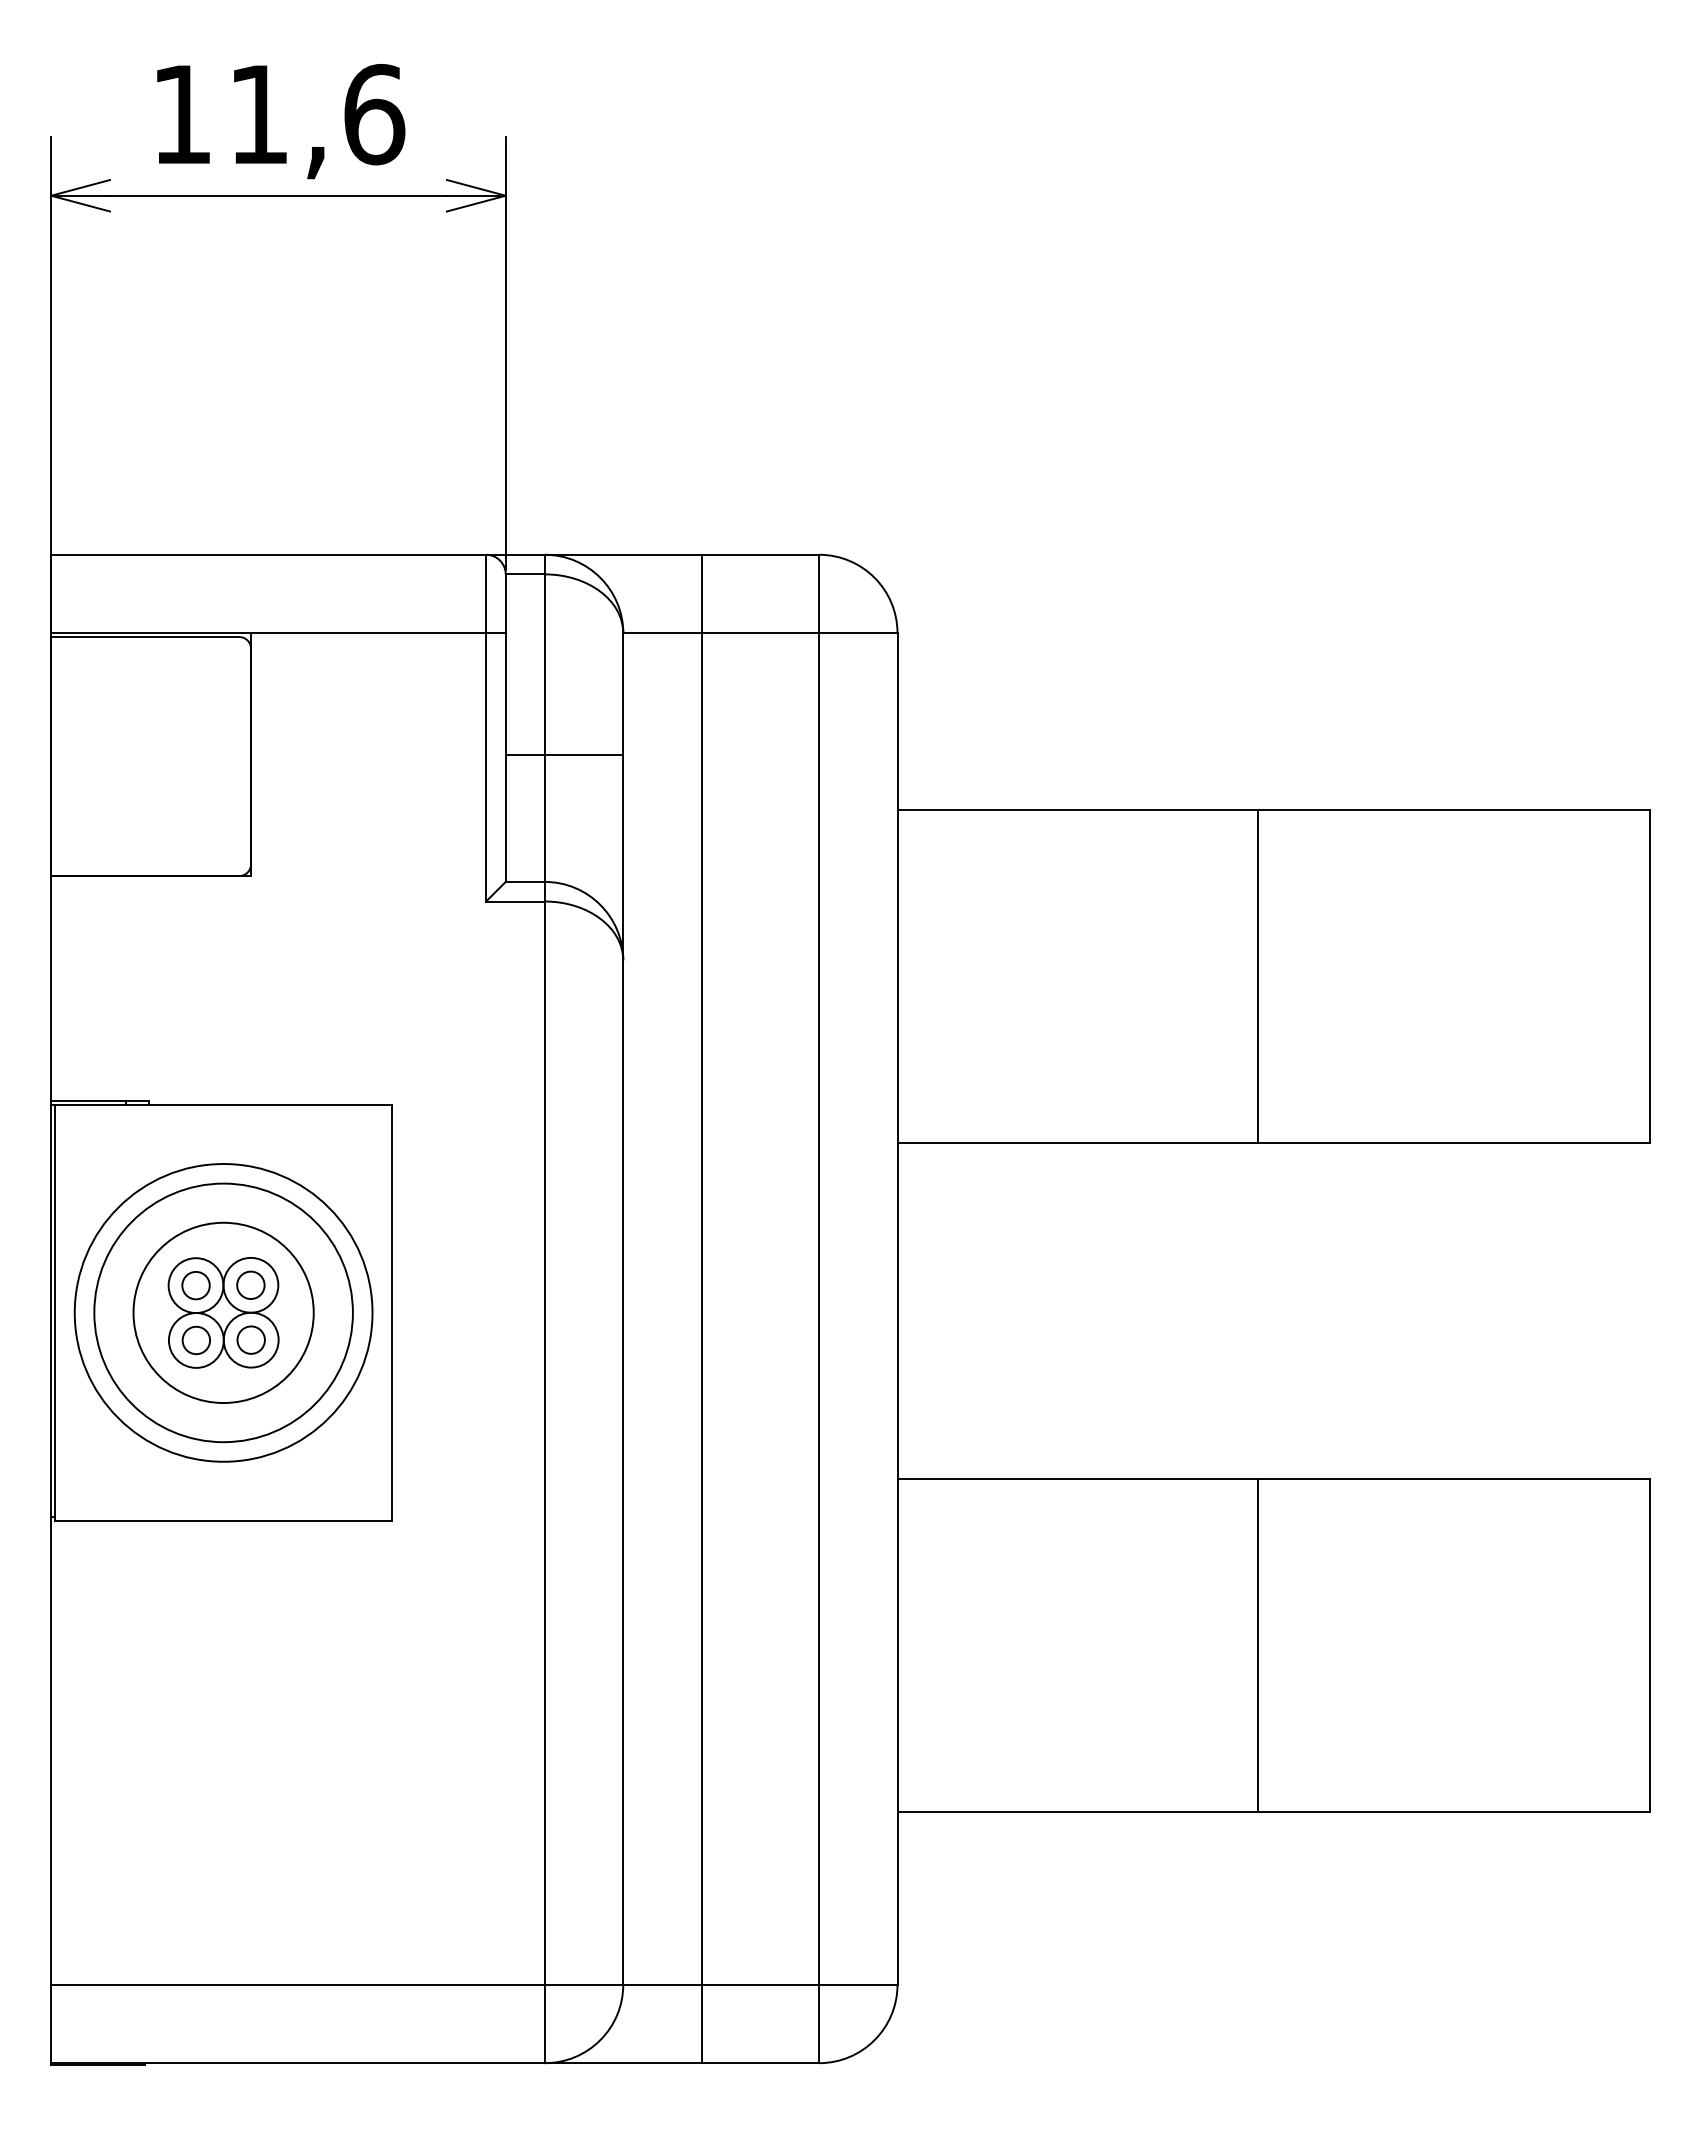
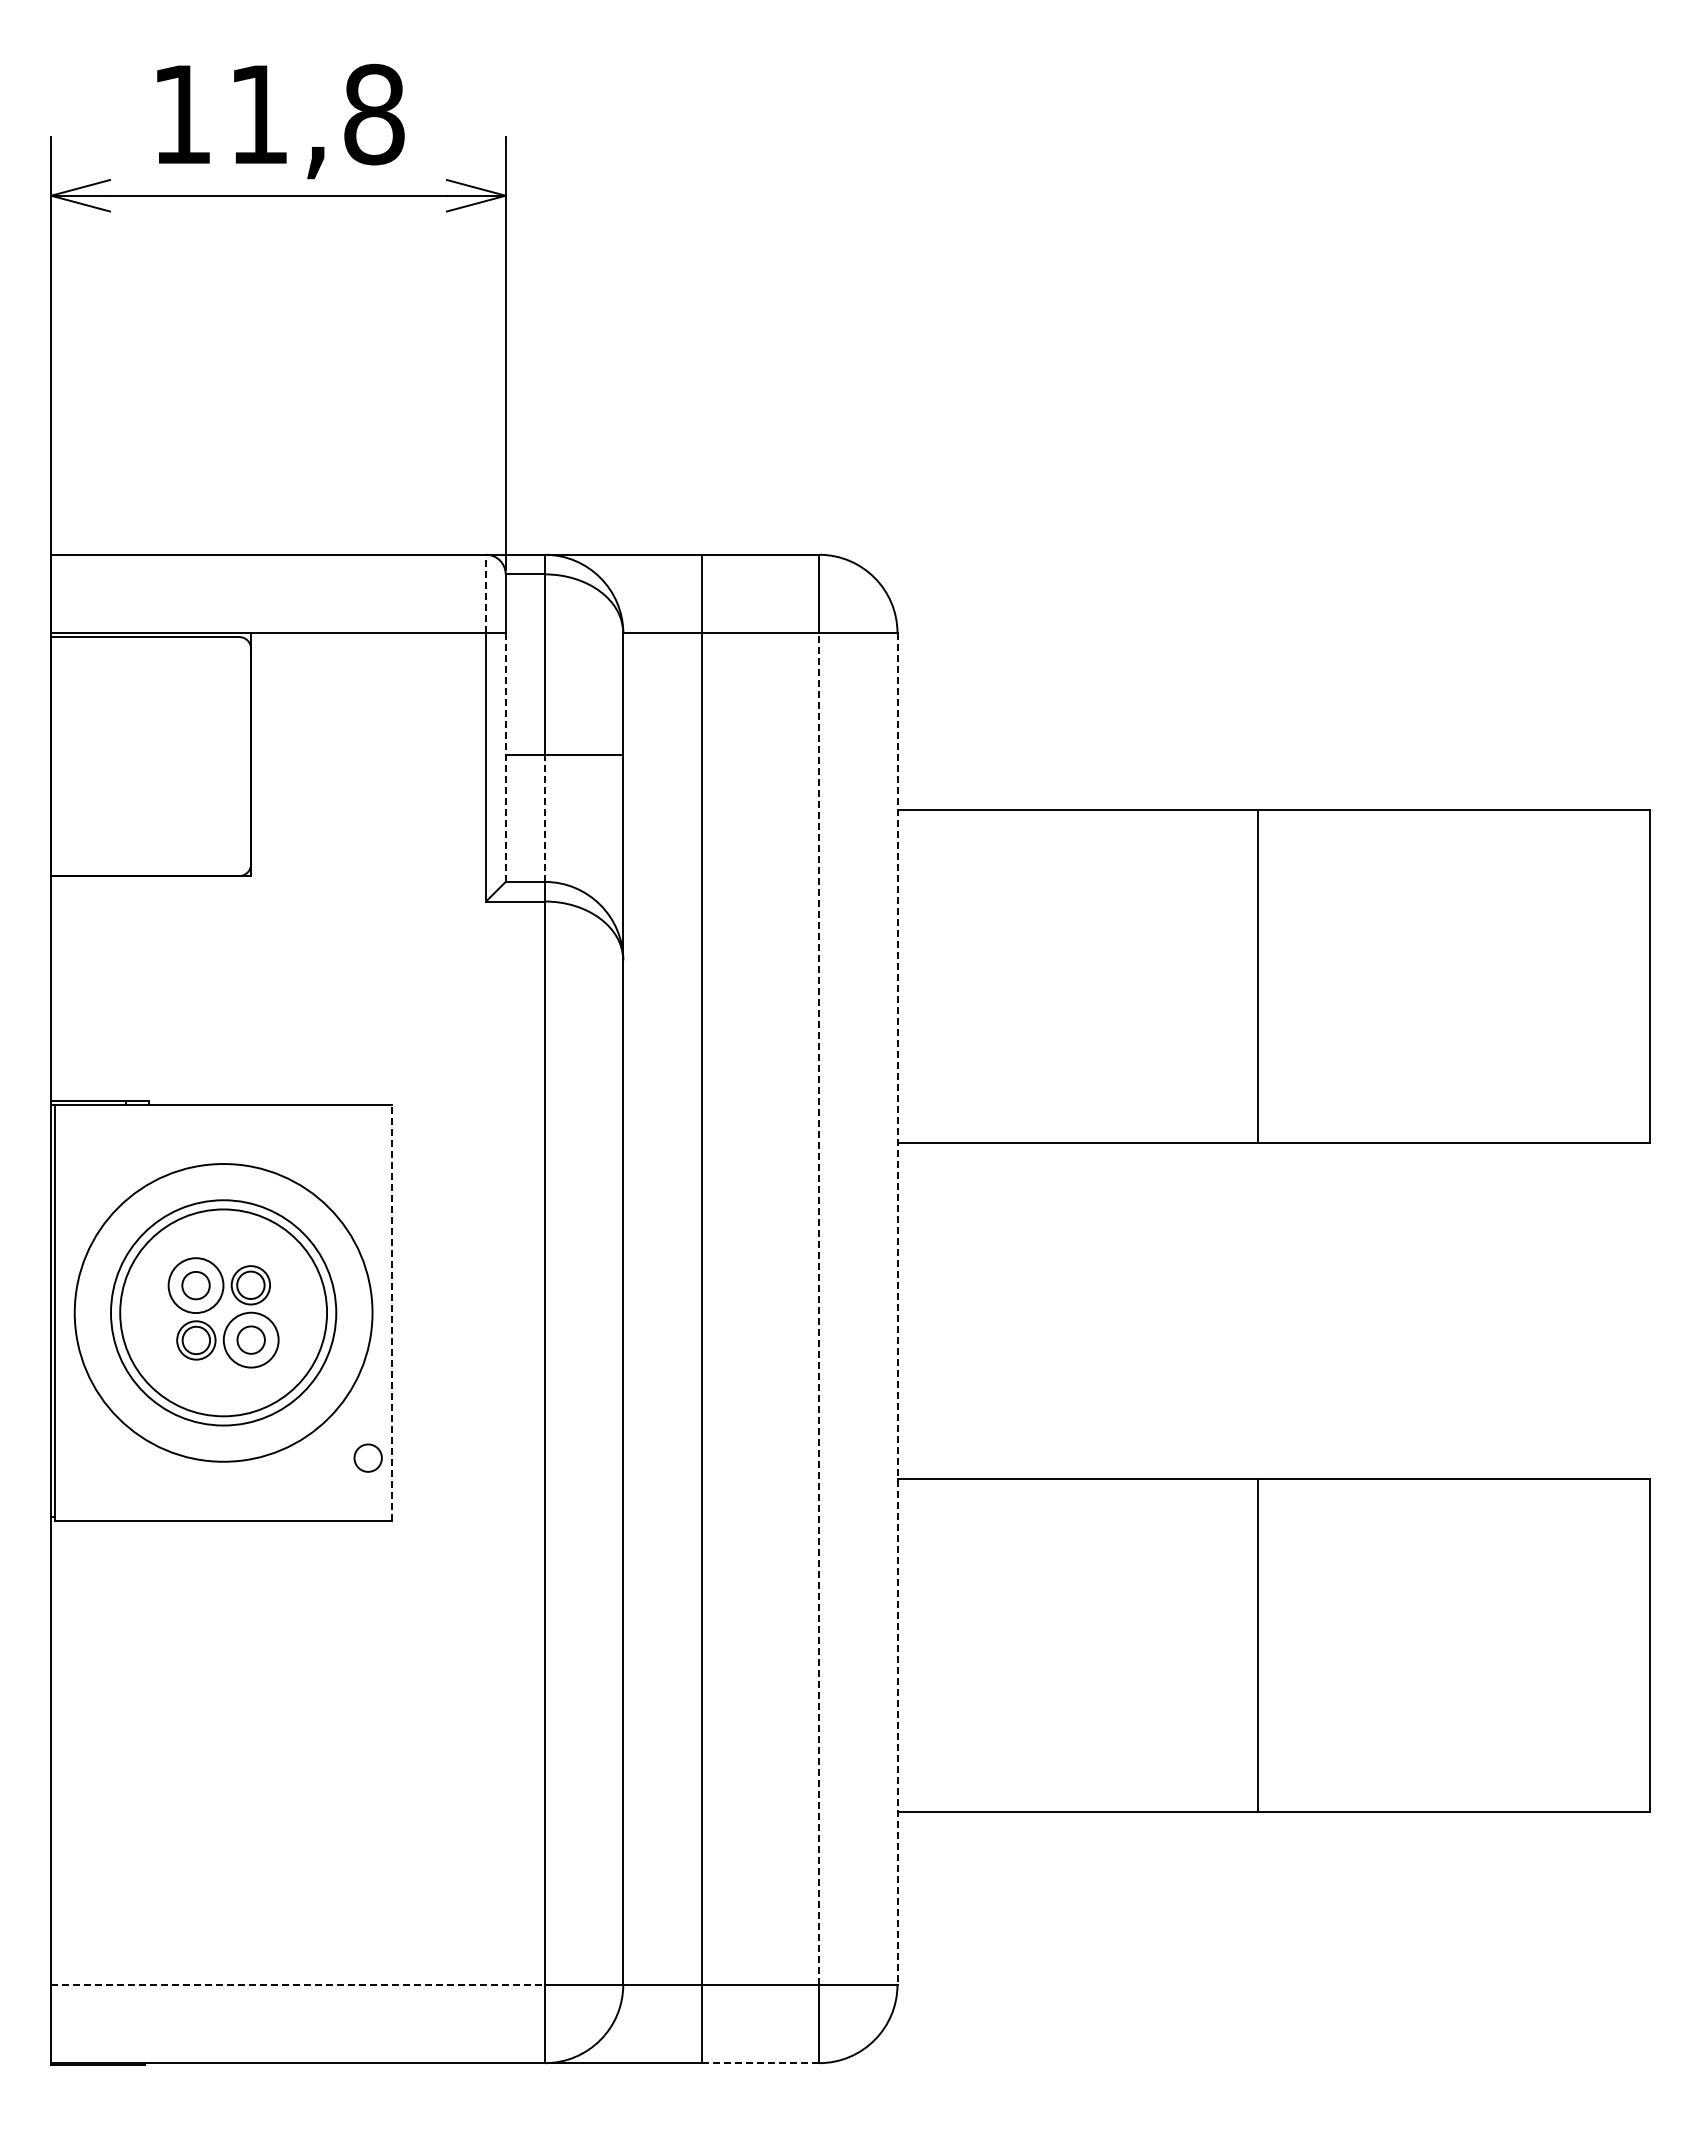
text: 11,6 -> 11,8 (374, 114)
line: solid -> dashed (486, 593)
line: solid -> dashed (505, 758)
line: solid -> dashed (544, 818)
circle diameter: 55 px -> 38 px (250, 1285)
line: solid -> dashed (819, 1308)
line: solid -> dashed (897, 1308)
circle diameter: 180 px -> 225 px (223, 1312)
circle diameter: 259 px -> 207 px (223, 1312)
line: solid -> dashed (392, 1312)
circle diameter: 55 px -> 38 px (196, 1340)
circle: none -> present (367, 1457)
line: solid -> dashed (298, 1984)
line: solid -> dashed (760, 2063)
